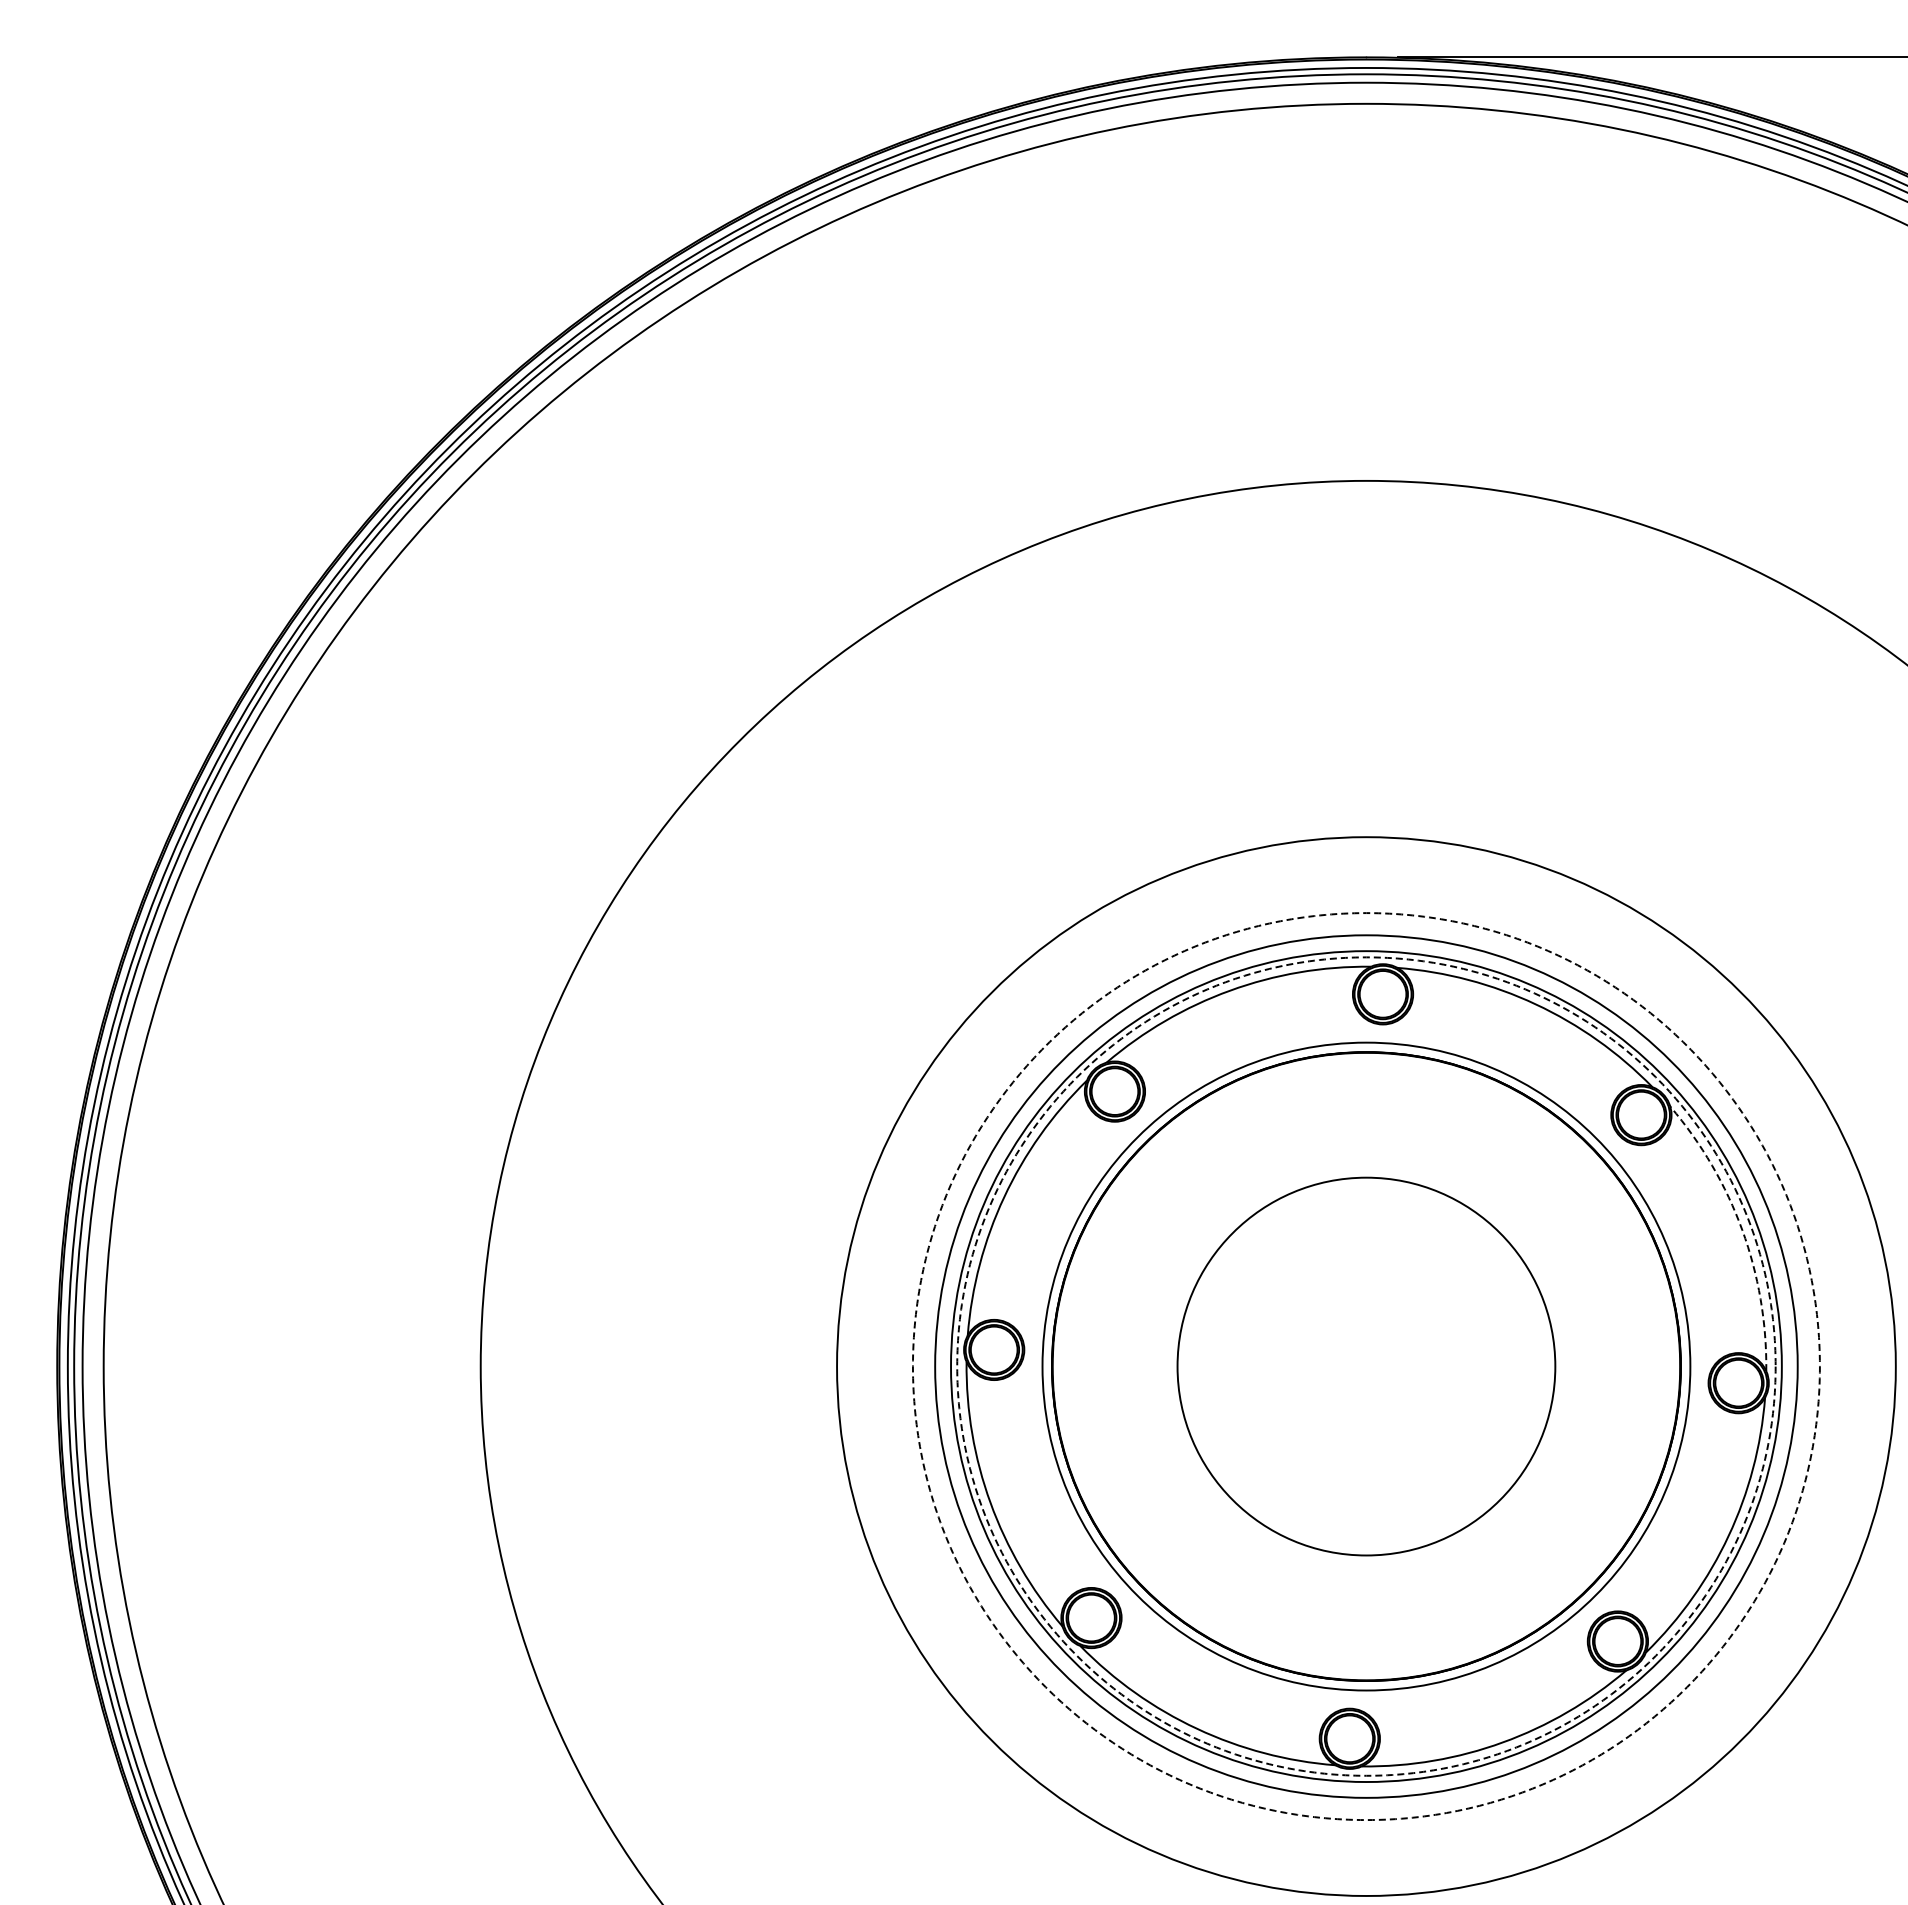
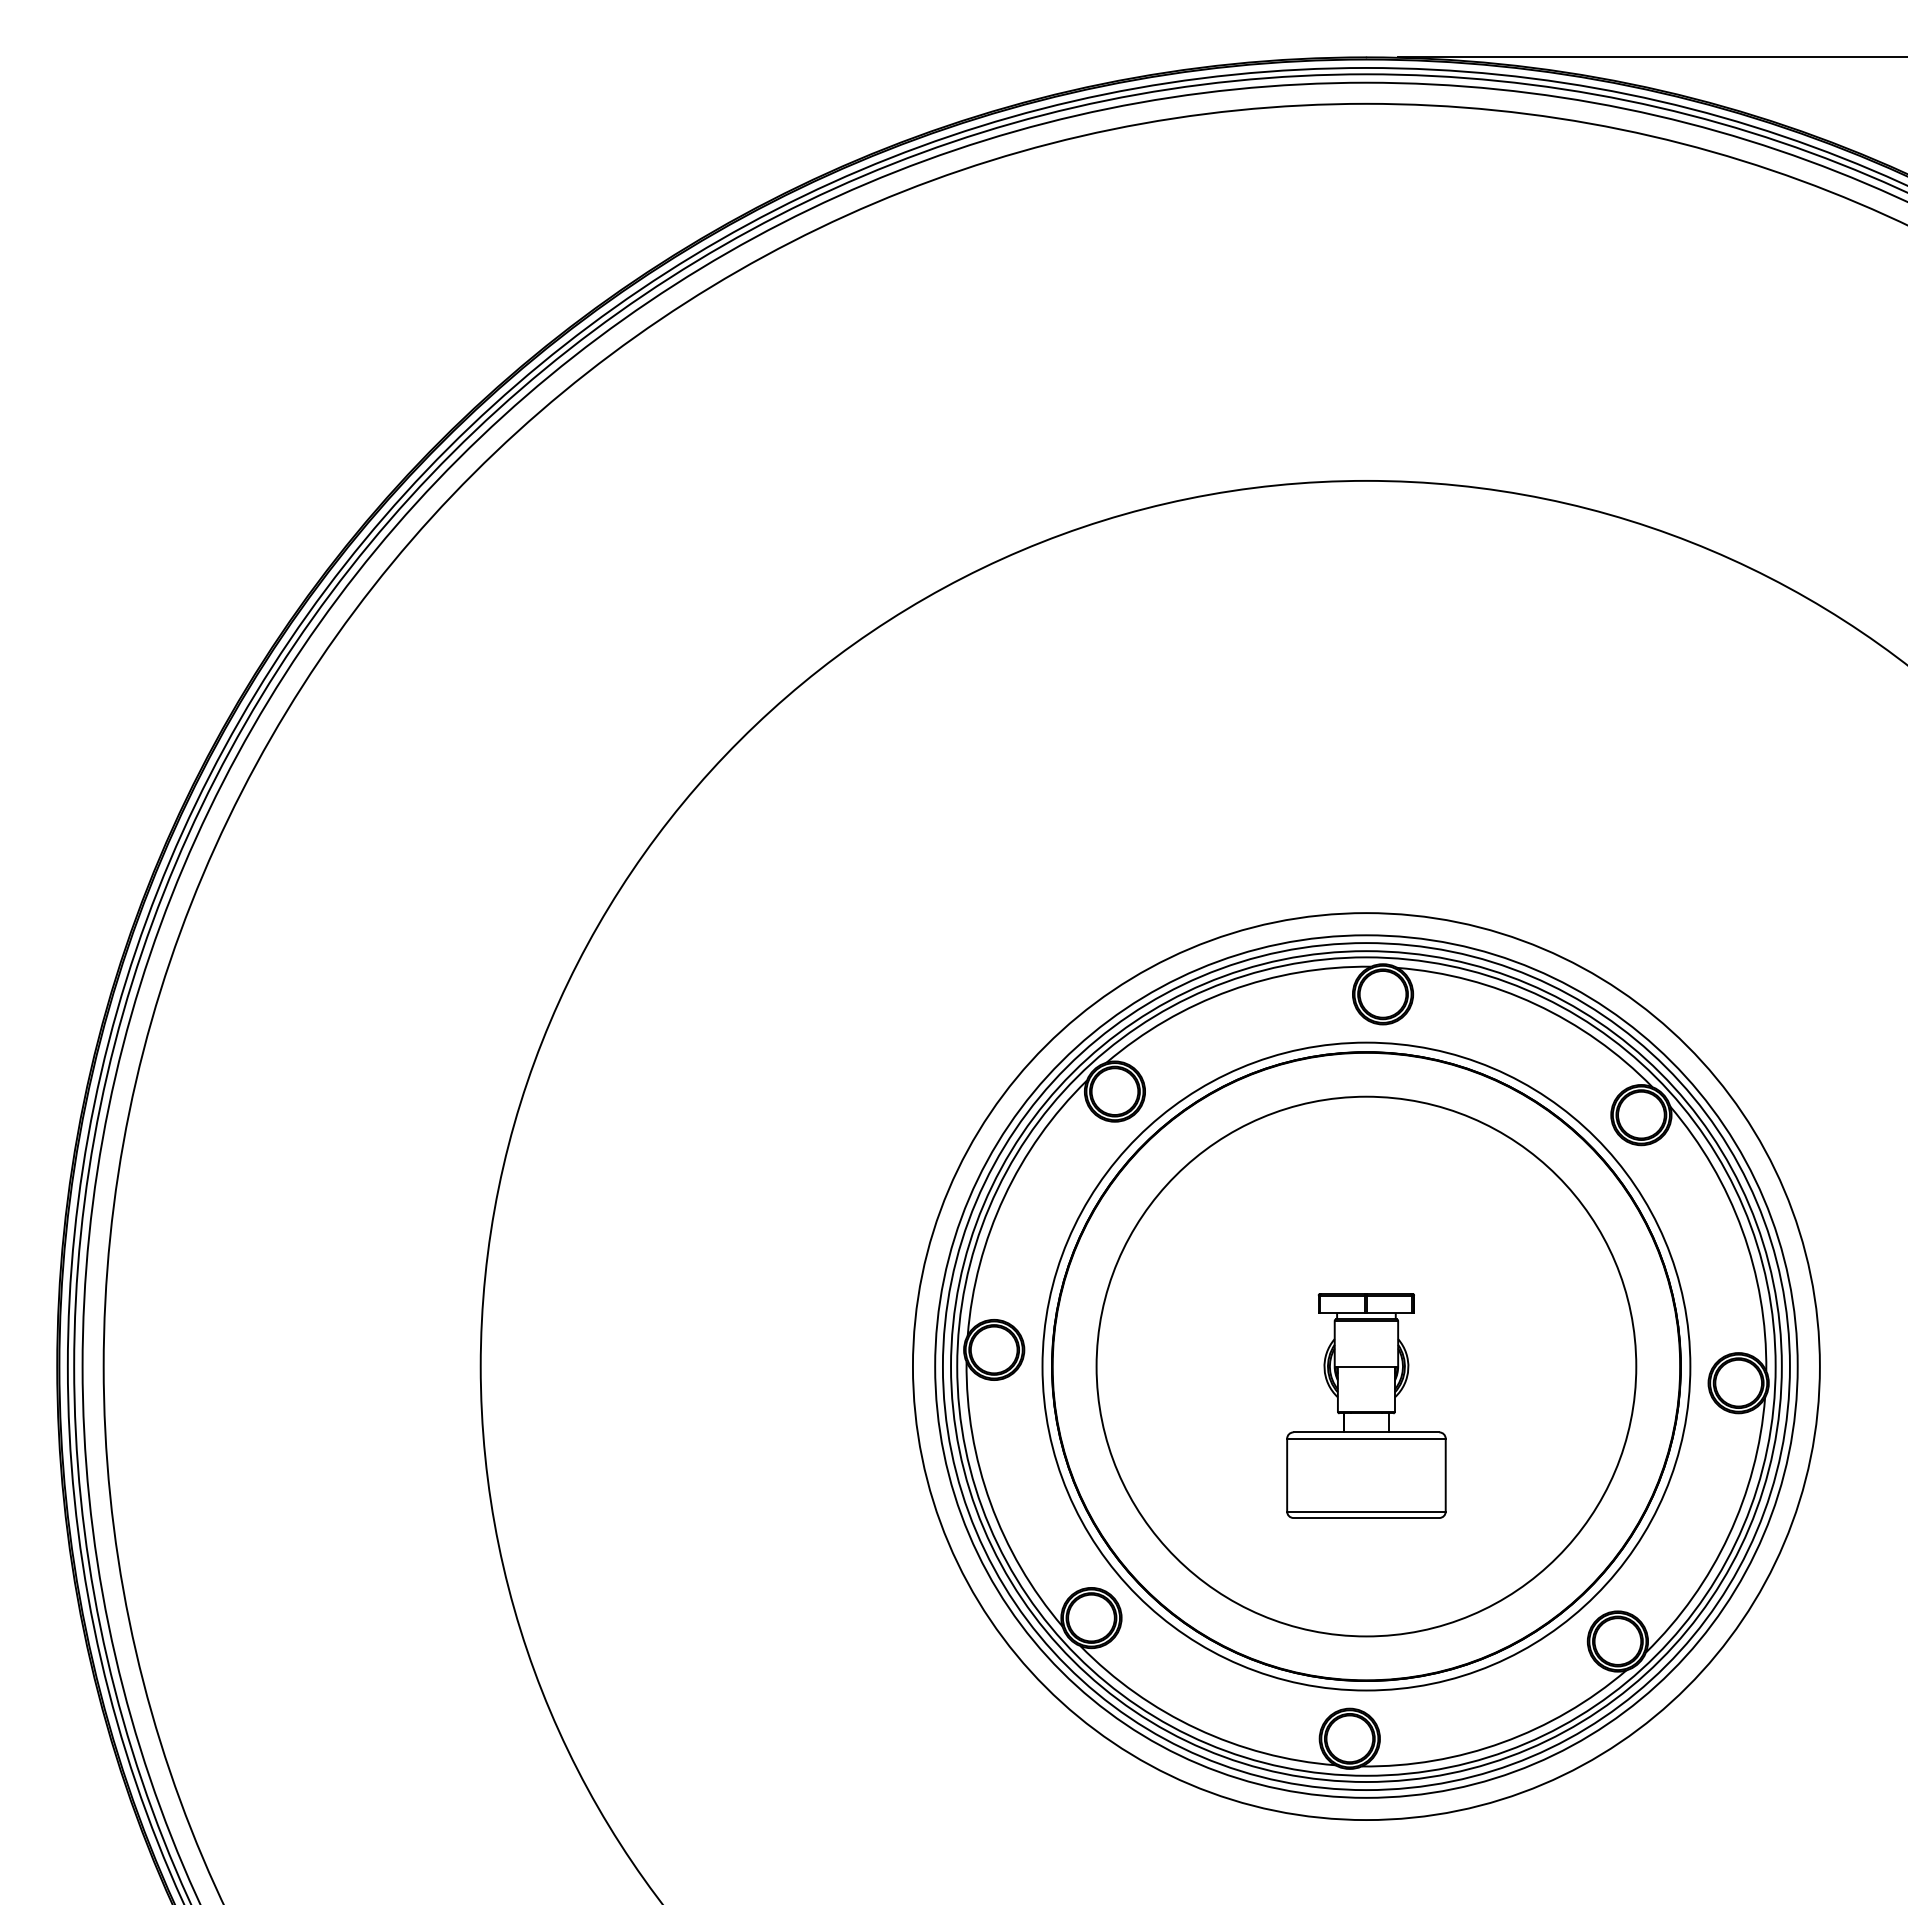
arc: dashed -> solid (1742, 1230)
circle: dashed -> solid (1365, 1366)
circle diameter: 1059 px -> 847 px (1365, 1366)
circle diameter: 378 px -> 540 px (1366, 1366)
circle: dashed -> solid (1366, 1366)
part: none -> present (1366, 1405)
